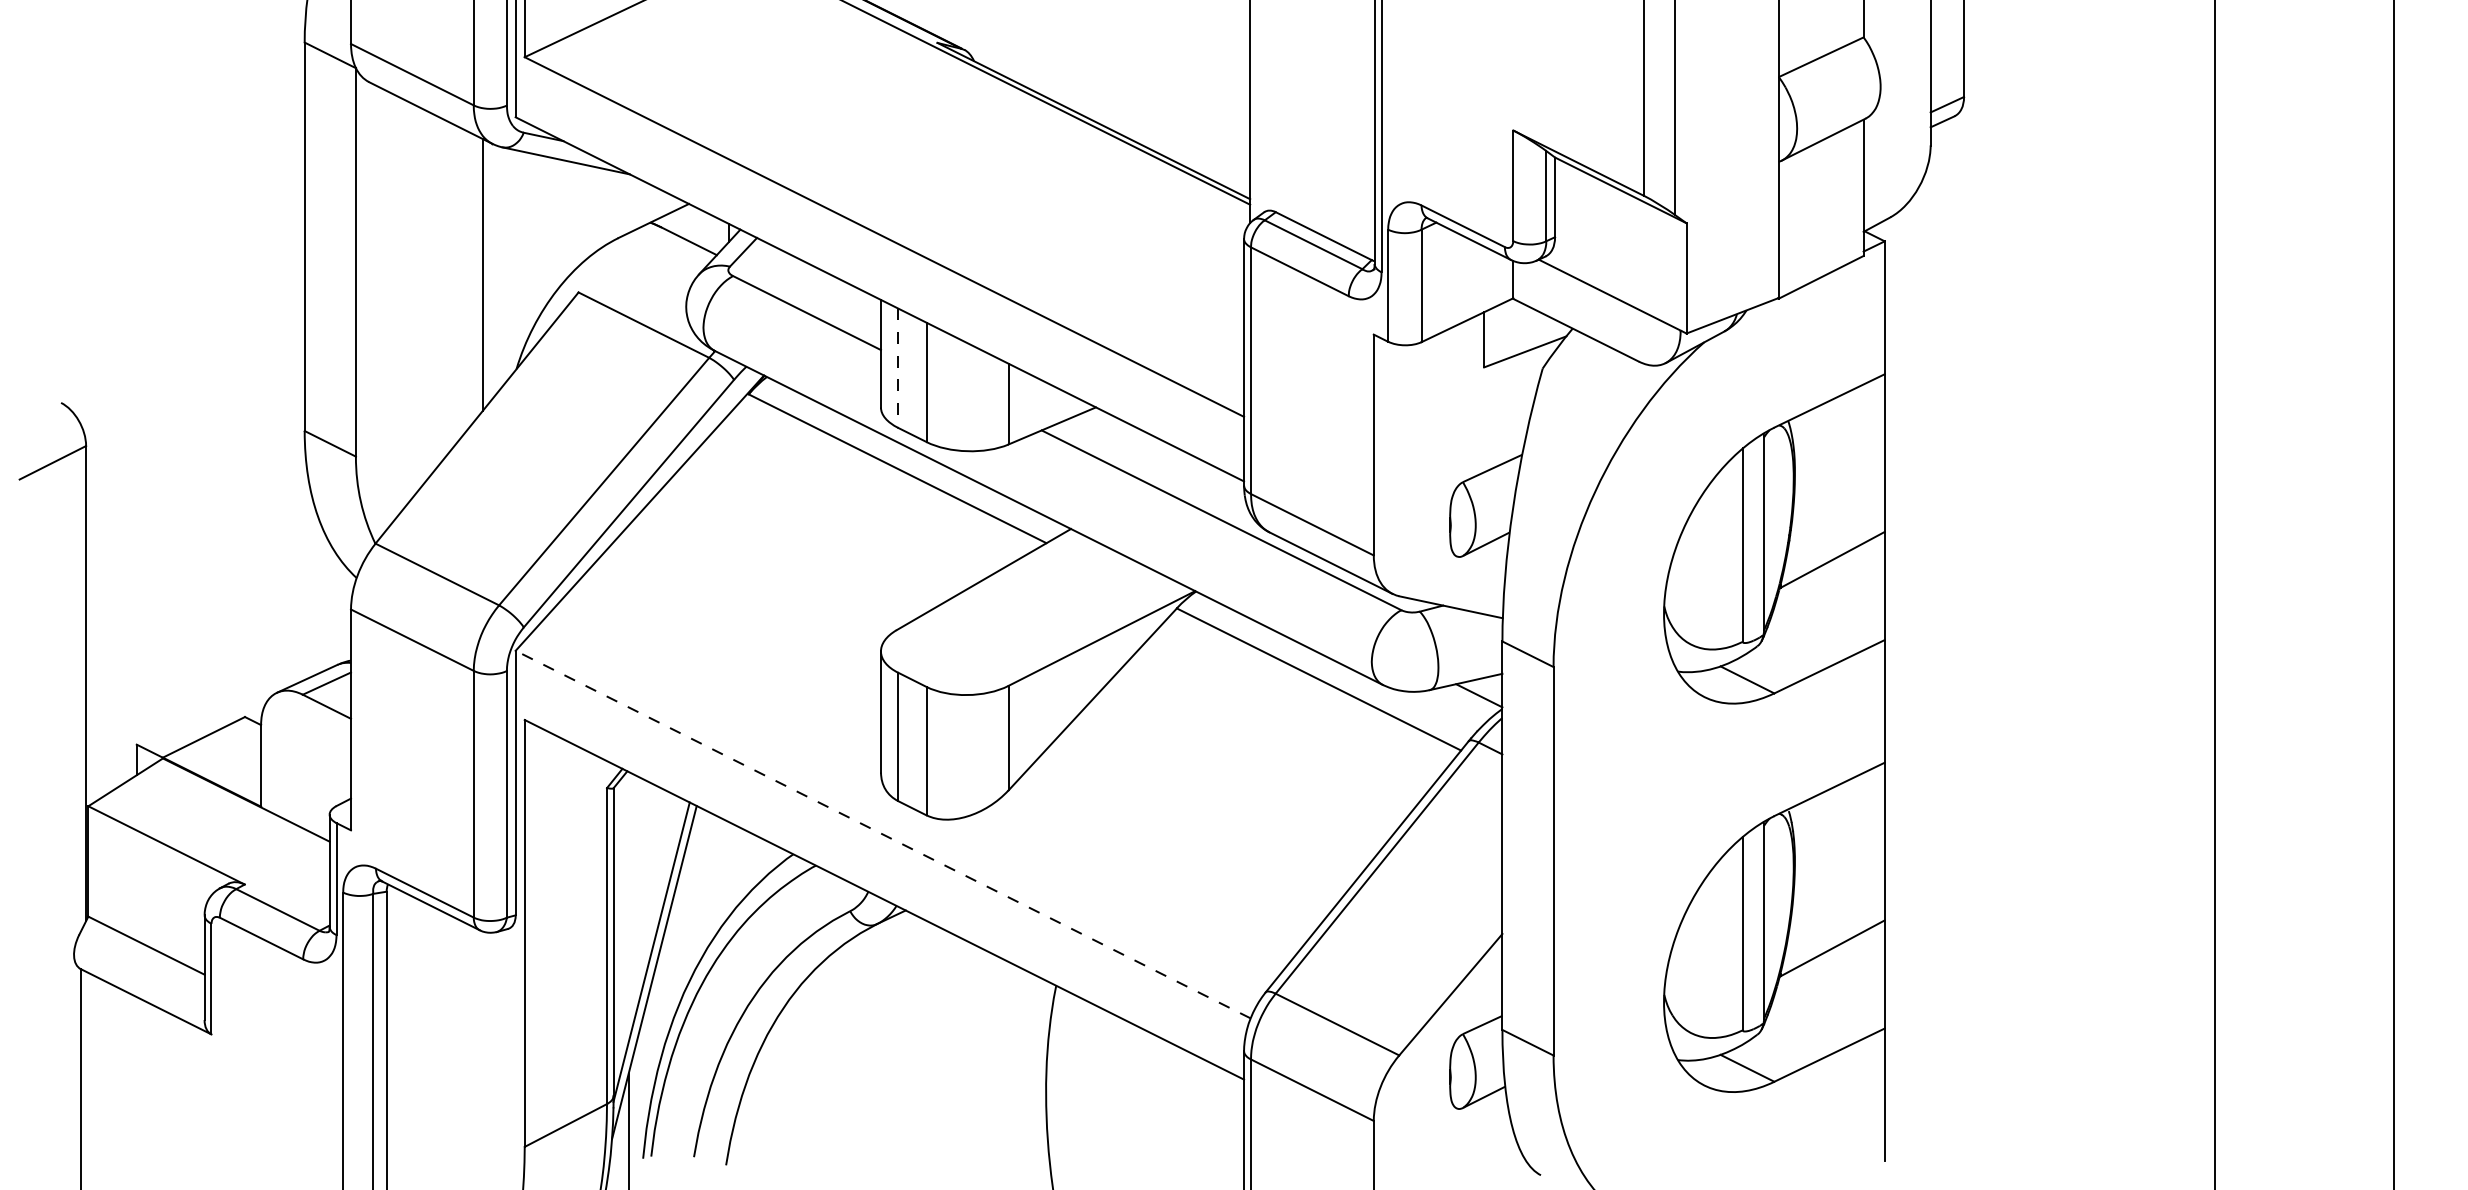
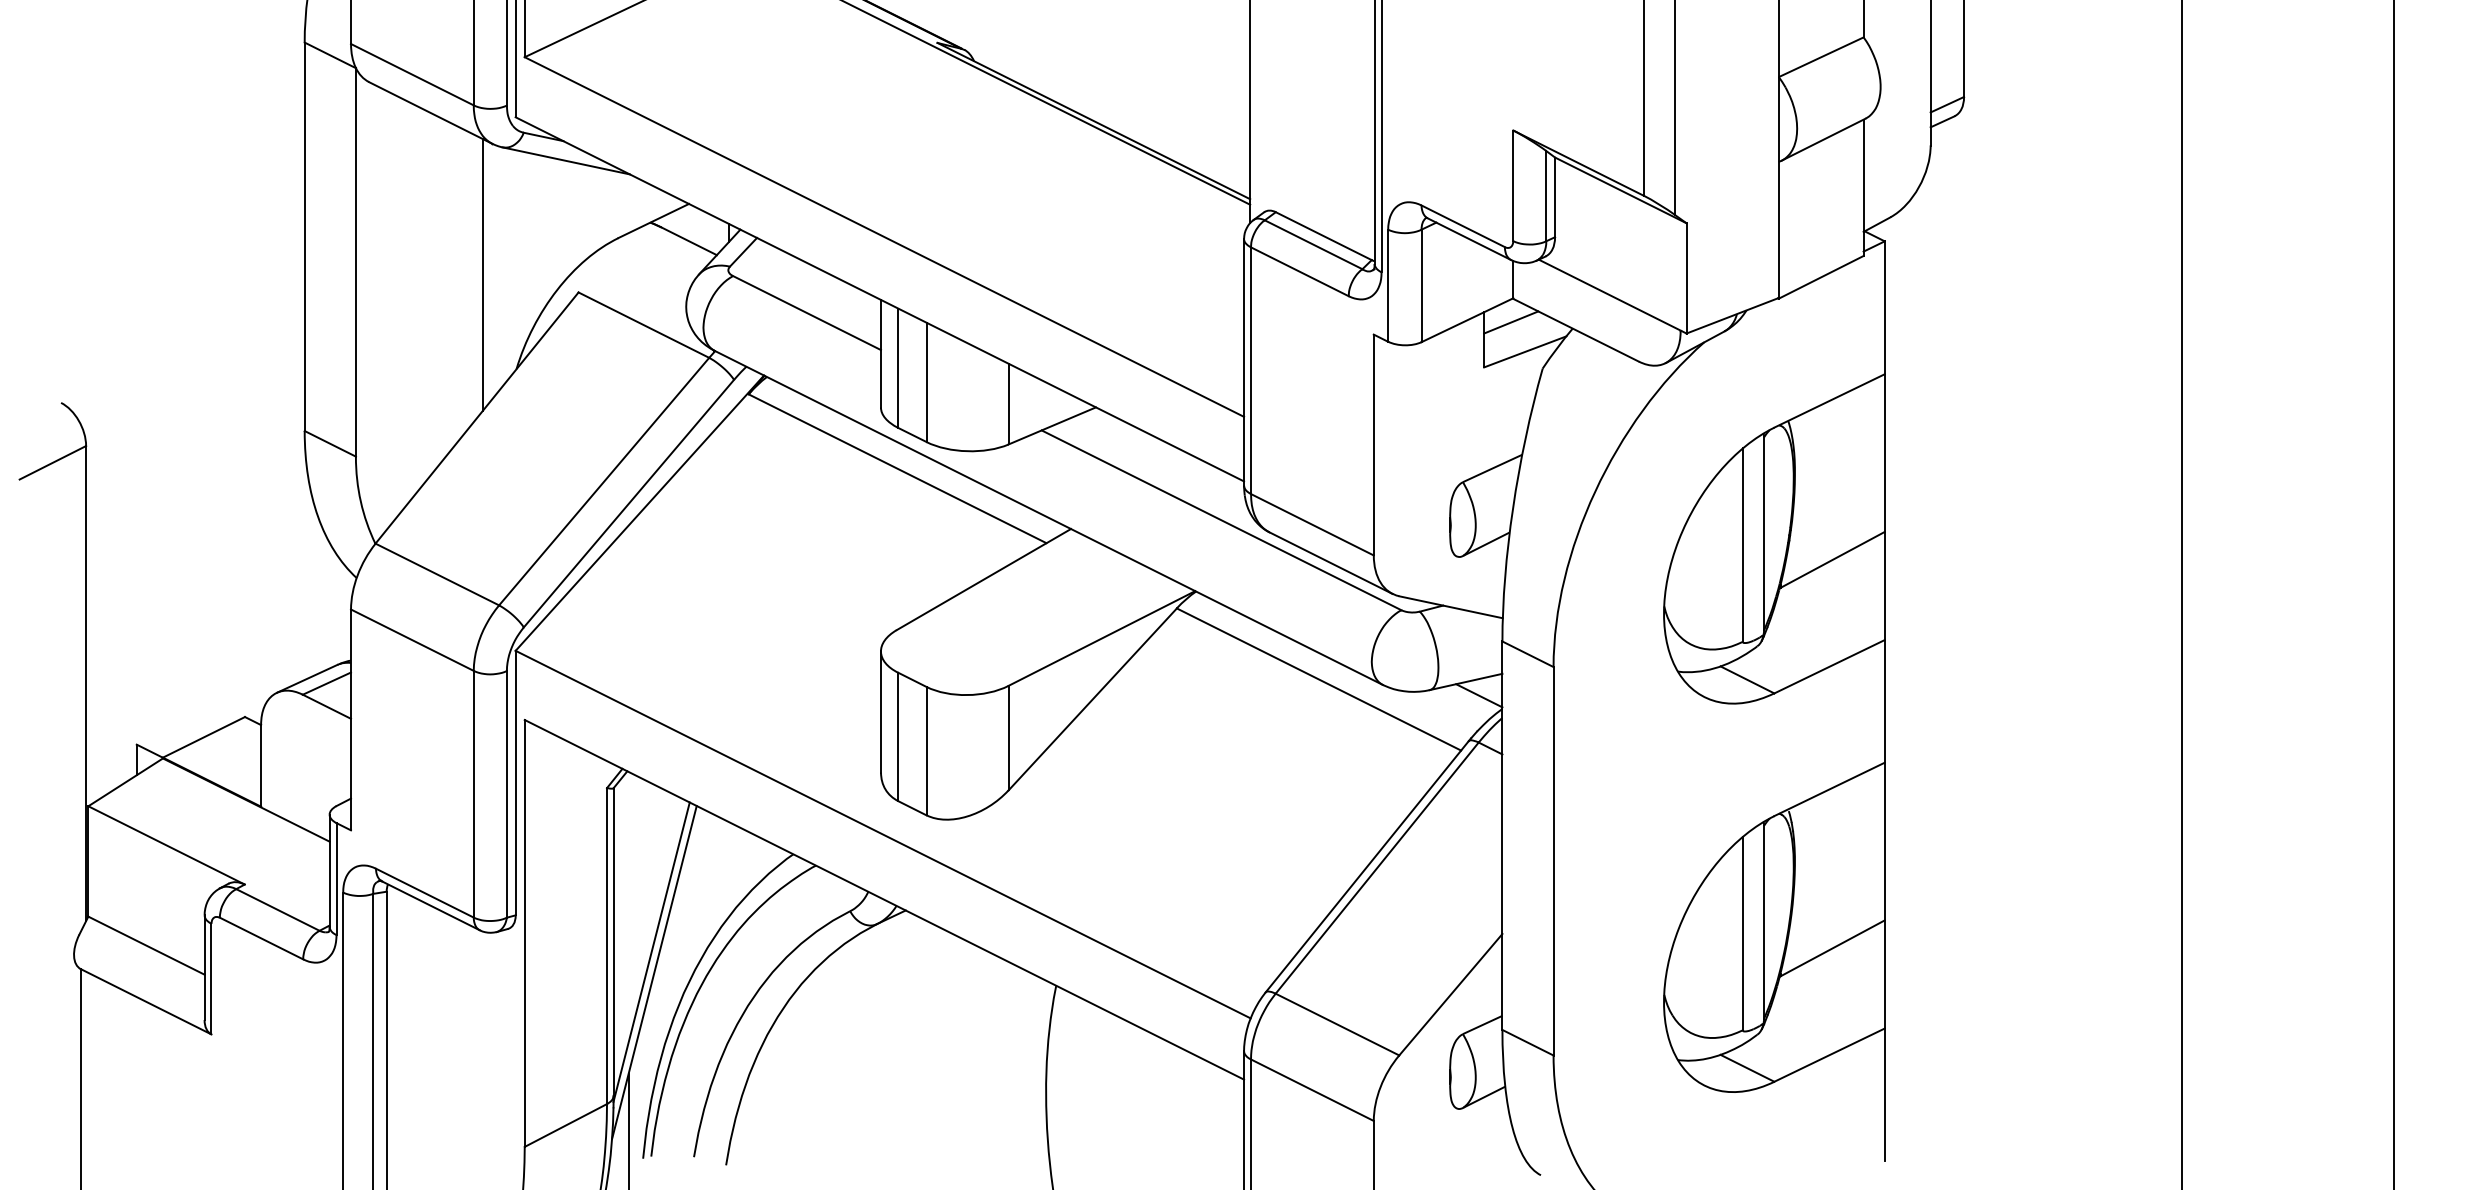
line: none -> present (1511, 322)
line: dashed -> solid (898, 368)
line position: (2214, 594) -> (2181, 594) (2181, 594)
line: dashed -> solid (883, 834)
